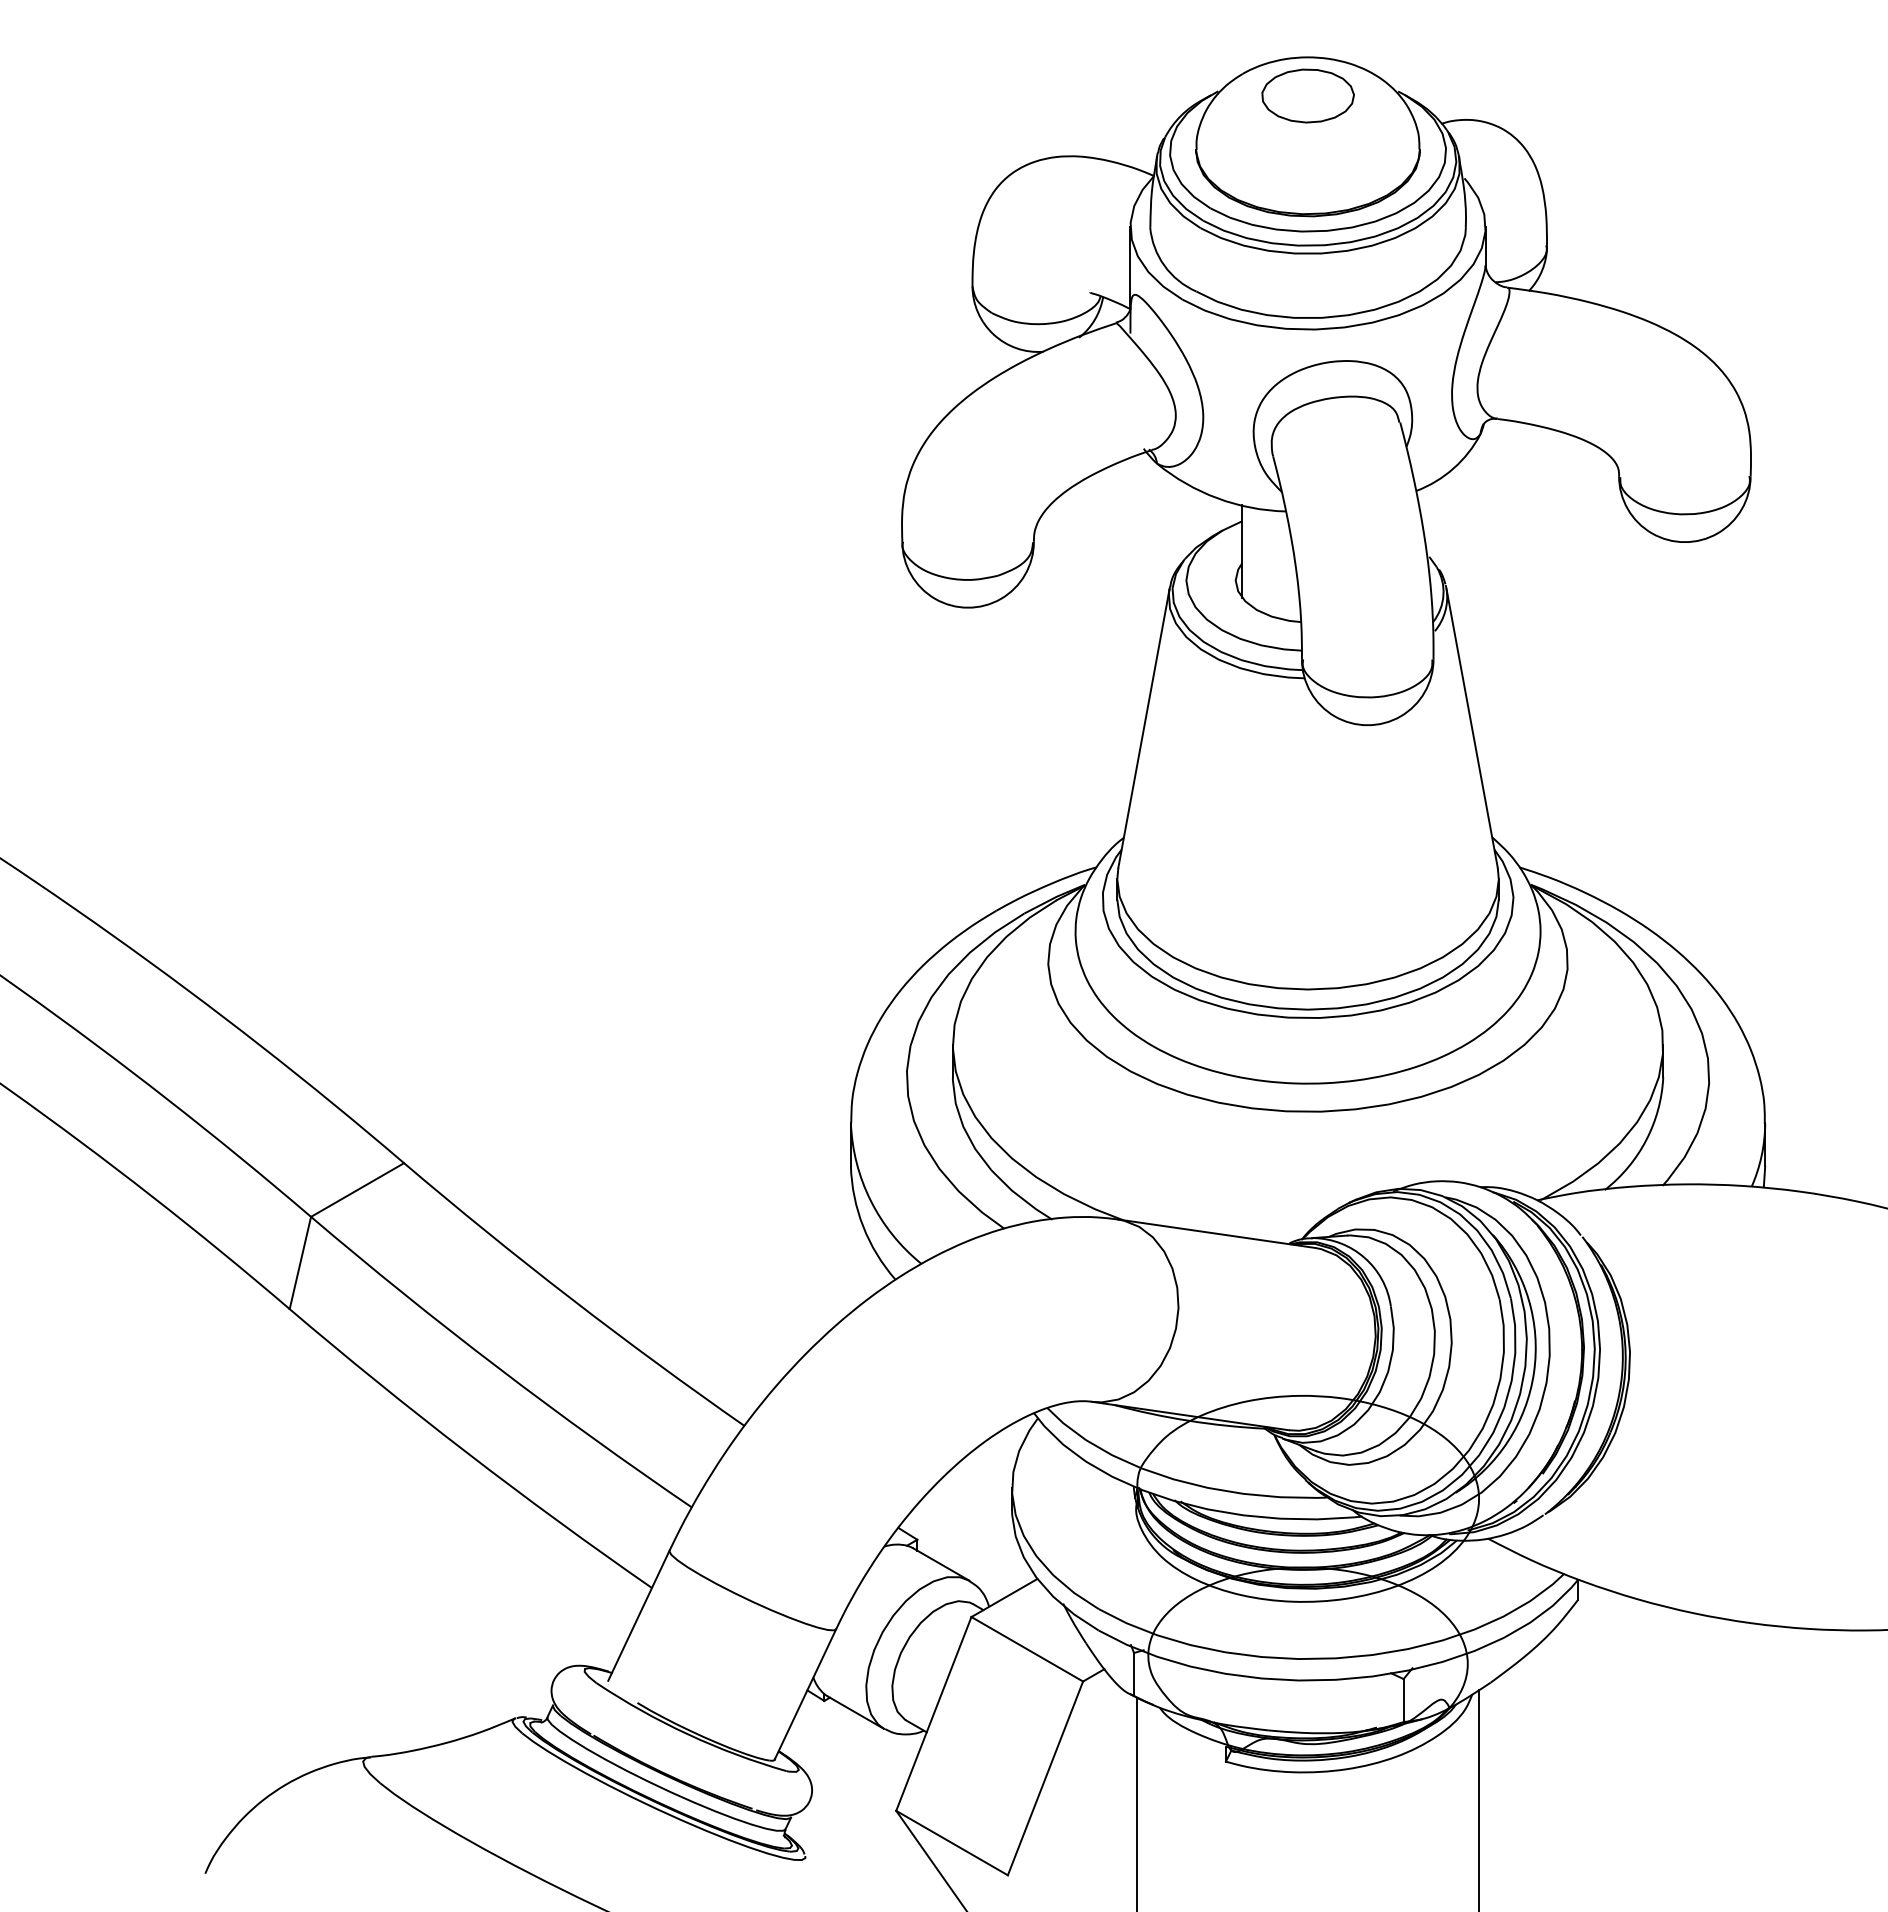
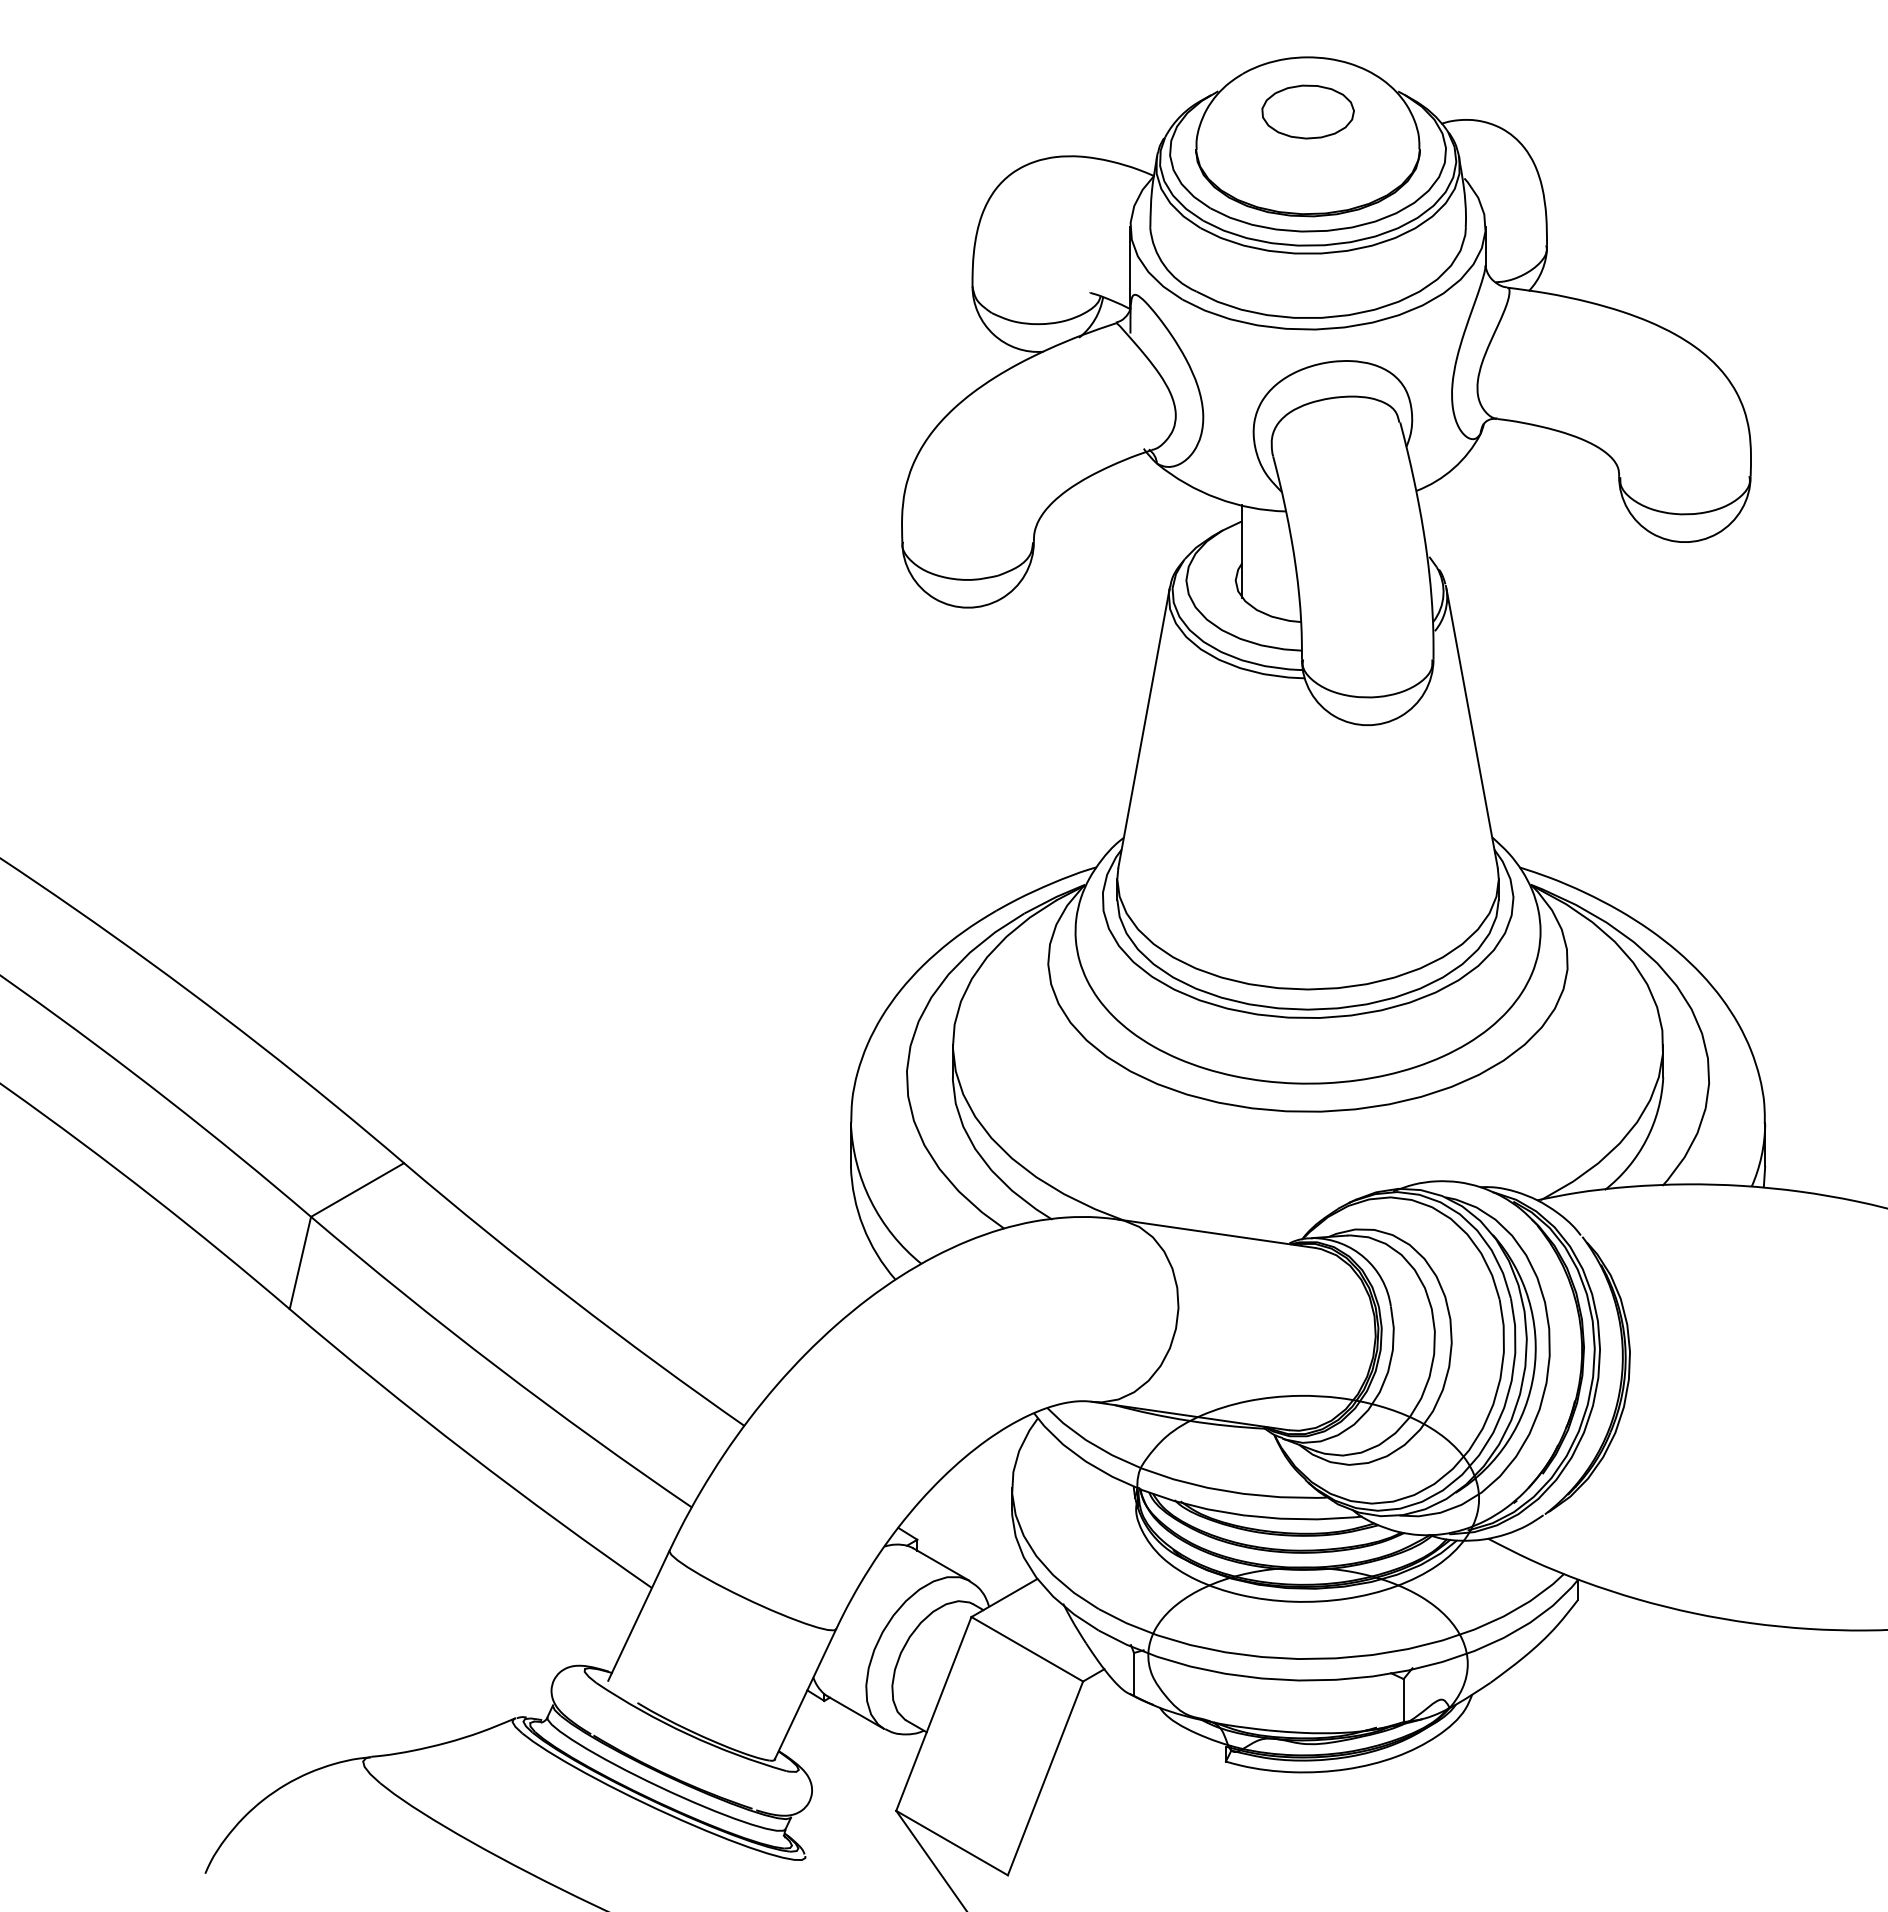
part position: (1307, 95) -> (1307, 111) (1307, 111)
line: present -> none (1479, 1799)
line: present -> none (1137, 1802)
